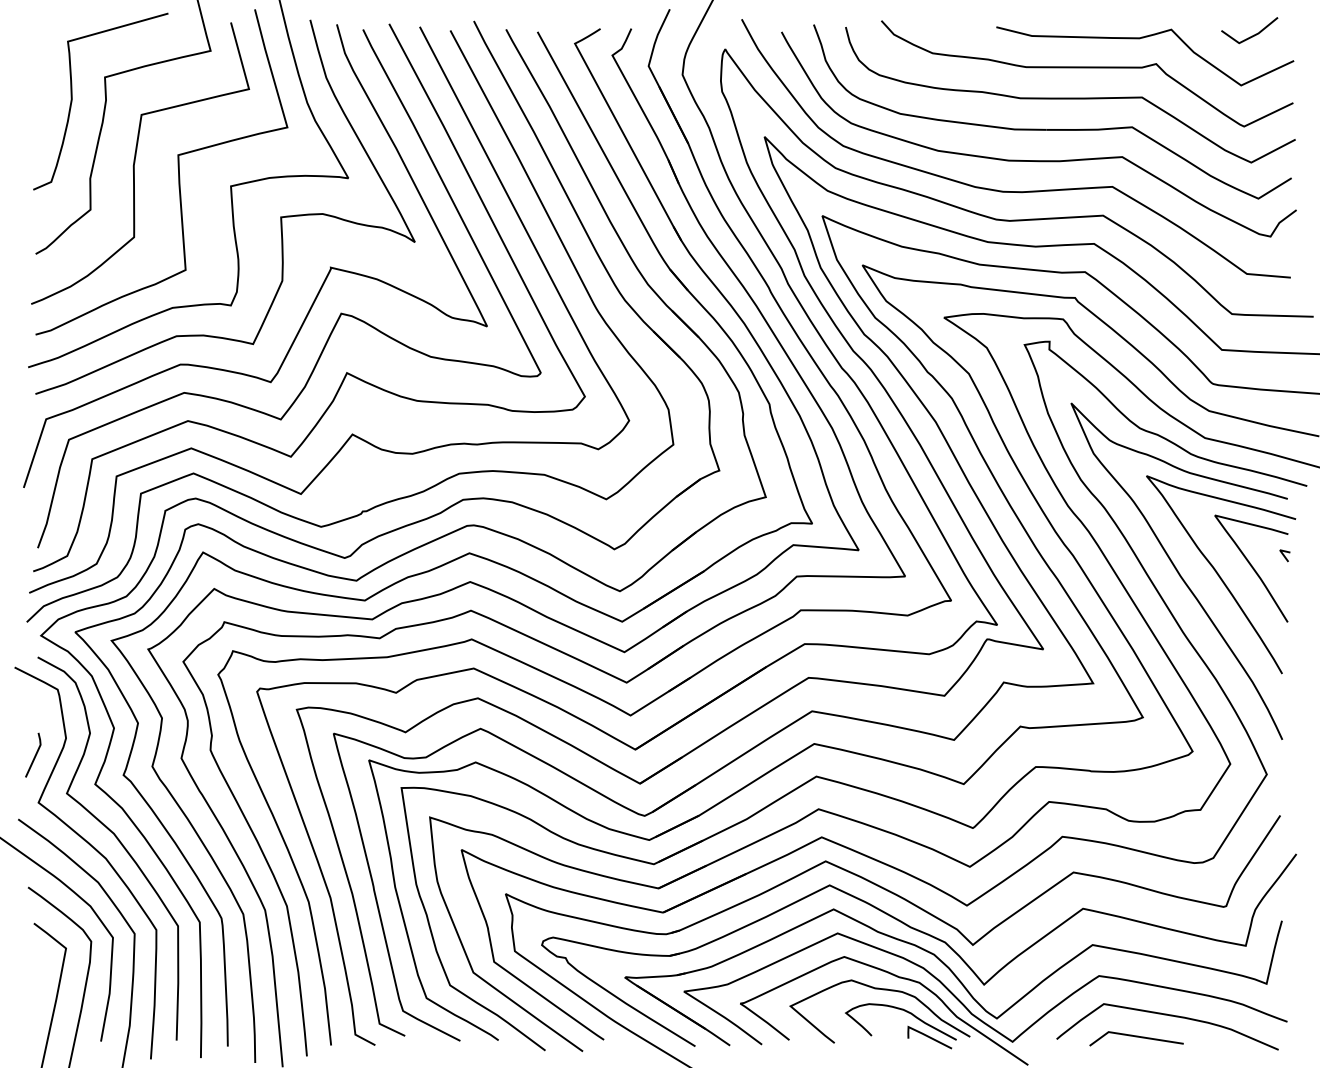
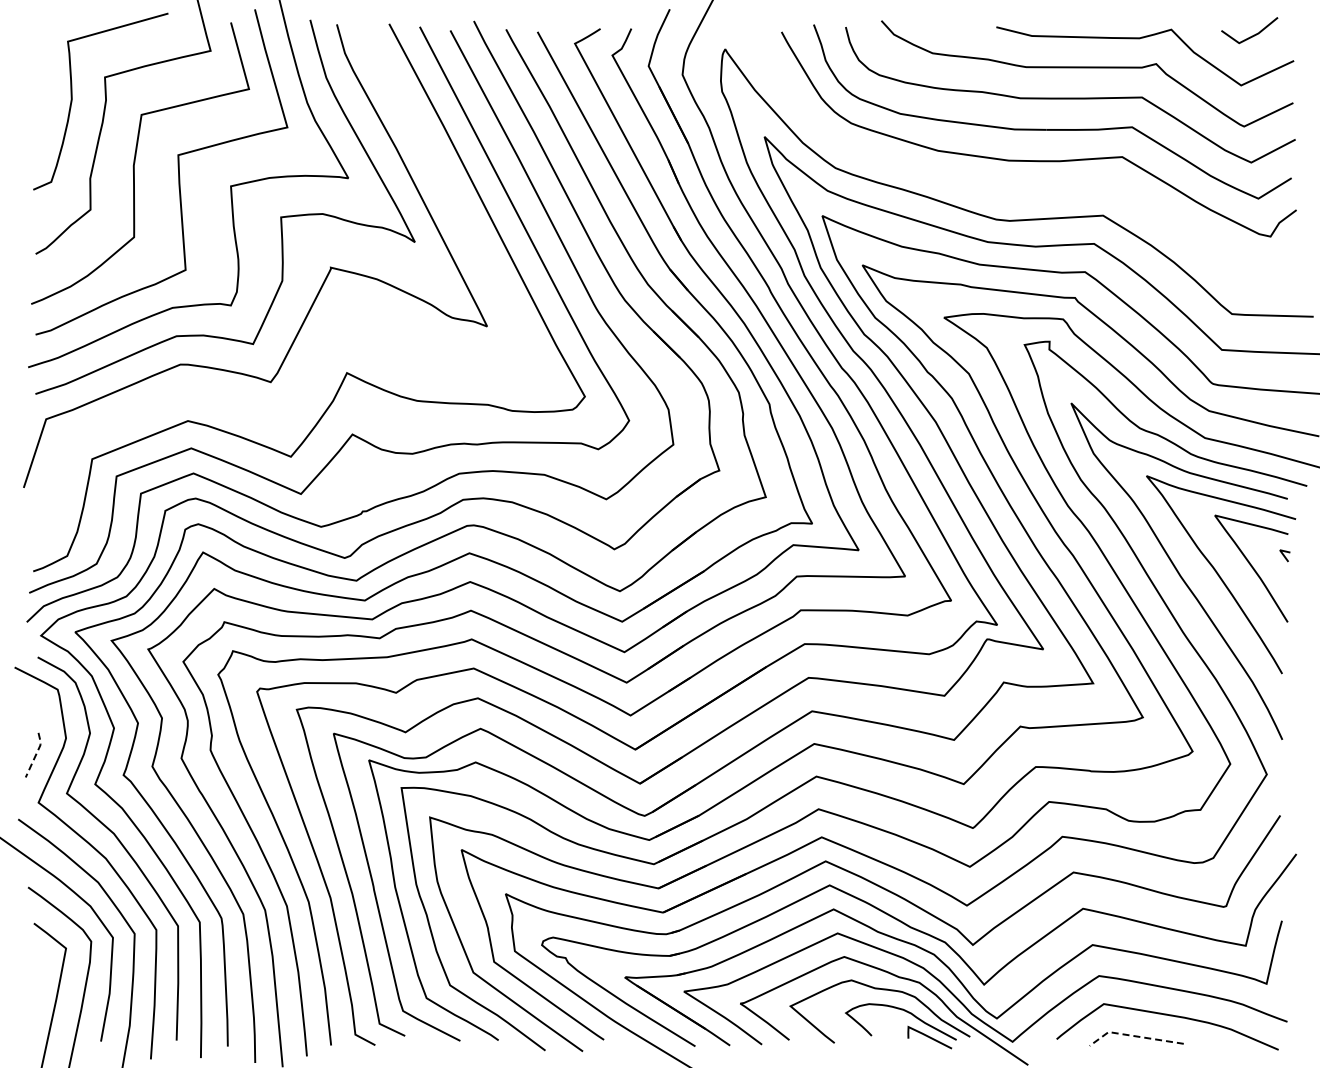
curve: present -> none (1015, 191)
curve: present -> none (339, 314)
line: solid -> dashed (36, 754)
line: solid -> dashed (1134, 1036)
